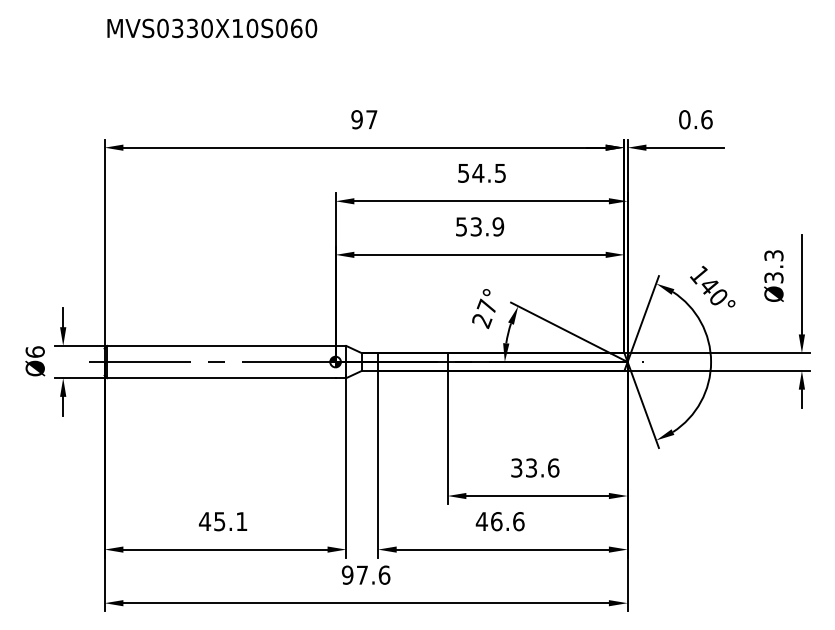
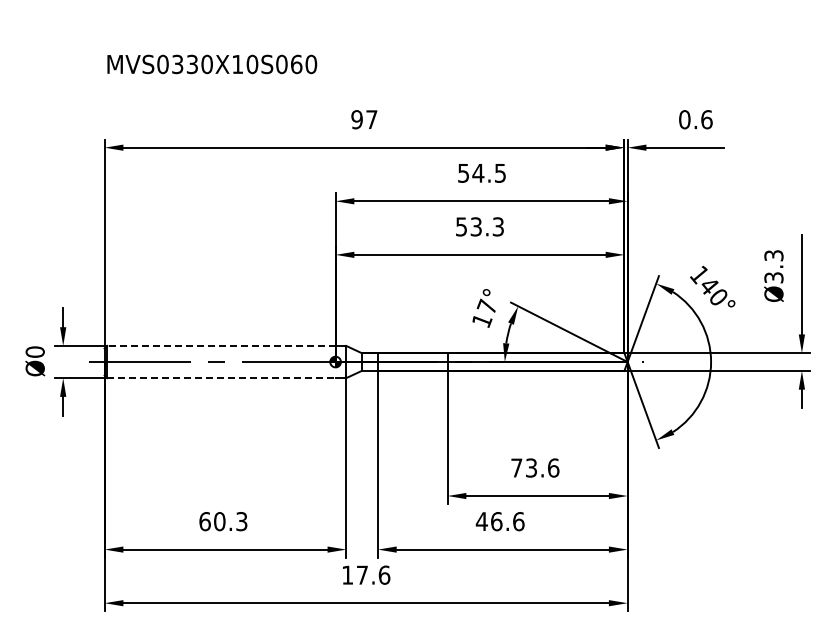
text position: (212, 28) -> (212, 64) (212, 64)
text: 53.9 -> 53.3 (498, 226)
text: 27° -> 17° (482, 321)
line: solid -> dashed (220, 345)
text: Ø6 -> Ø0 (34, 351)
line: solid -> dashed (221, 378)
text: 33.6 -> 73.6 (516, 467)
text: 45.1 -> 60.3 (222, 521)
text: 97.6 -> 17.6 (347, 574)
